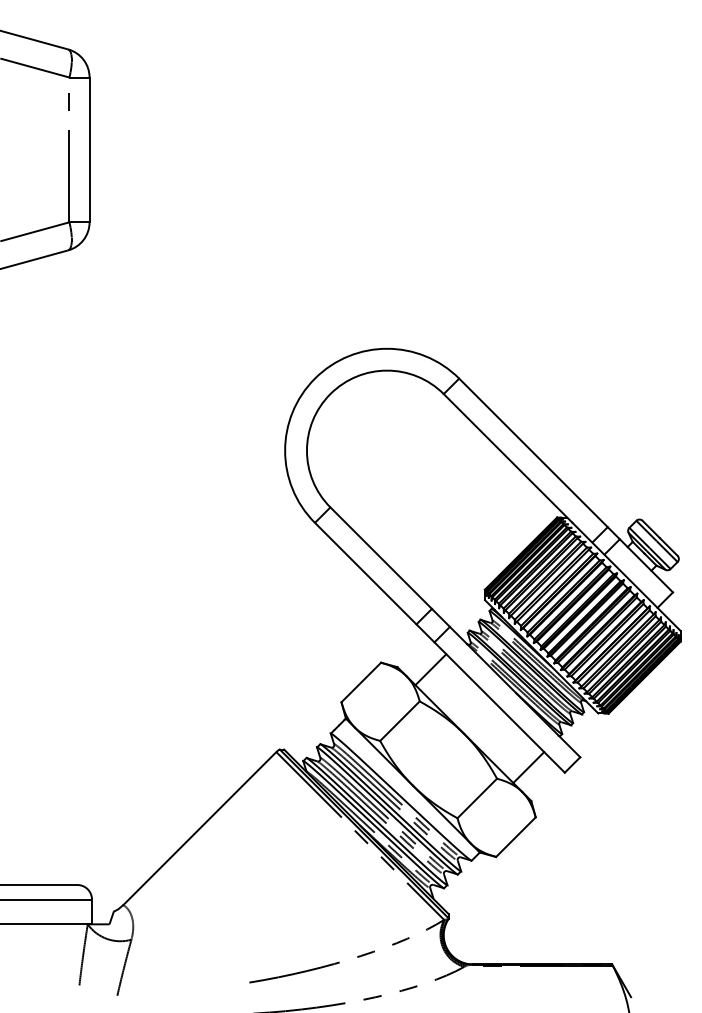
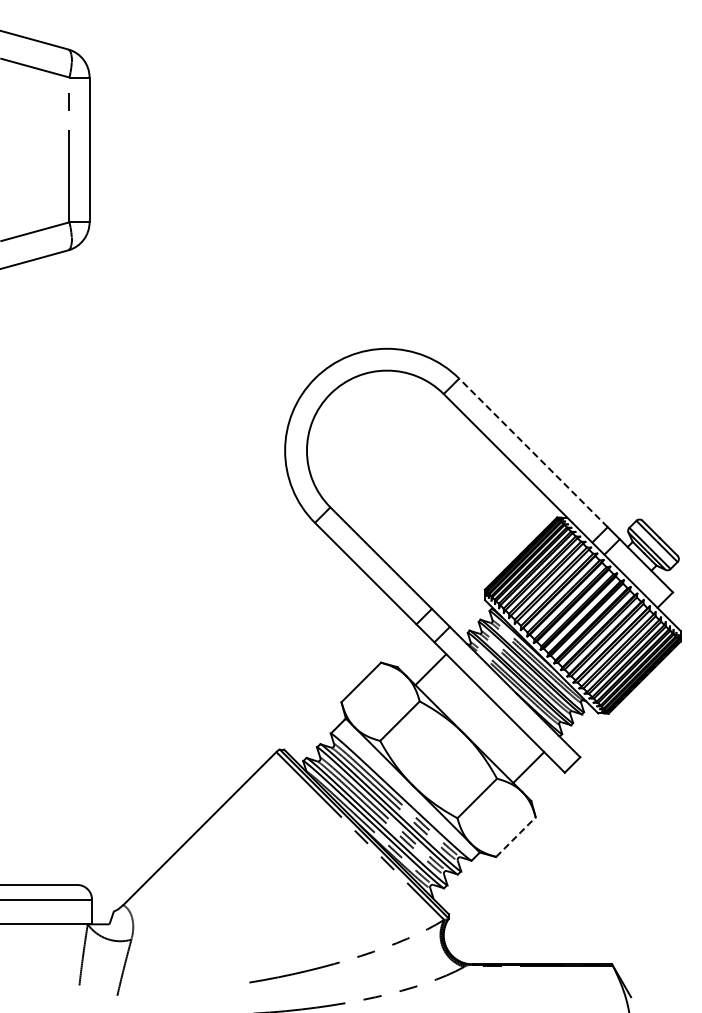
line: solid -> dashed (533, 452)
line: solid -> dashed (515, 837)
